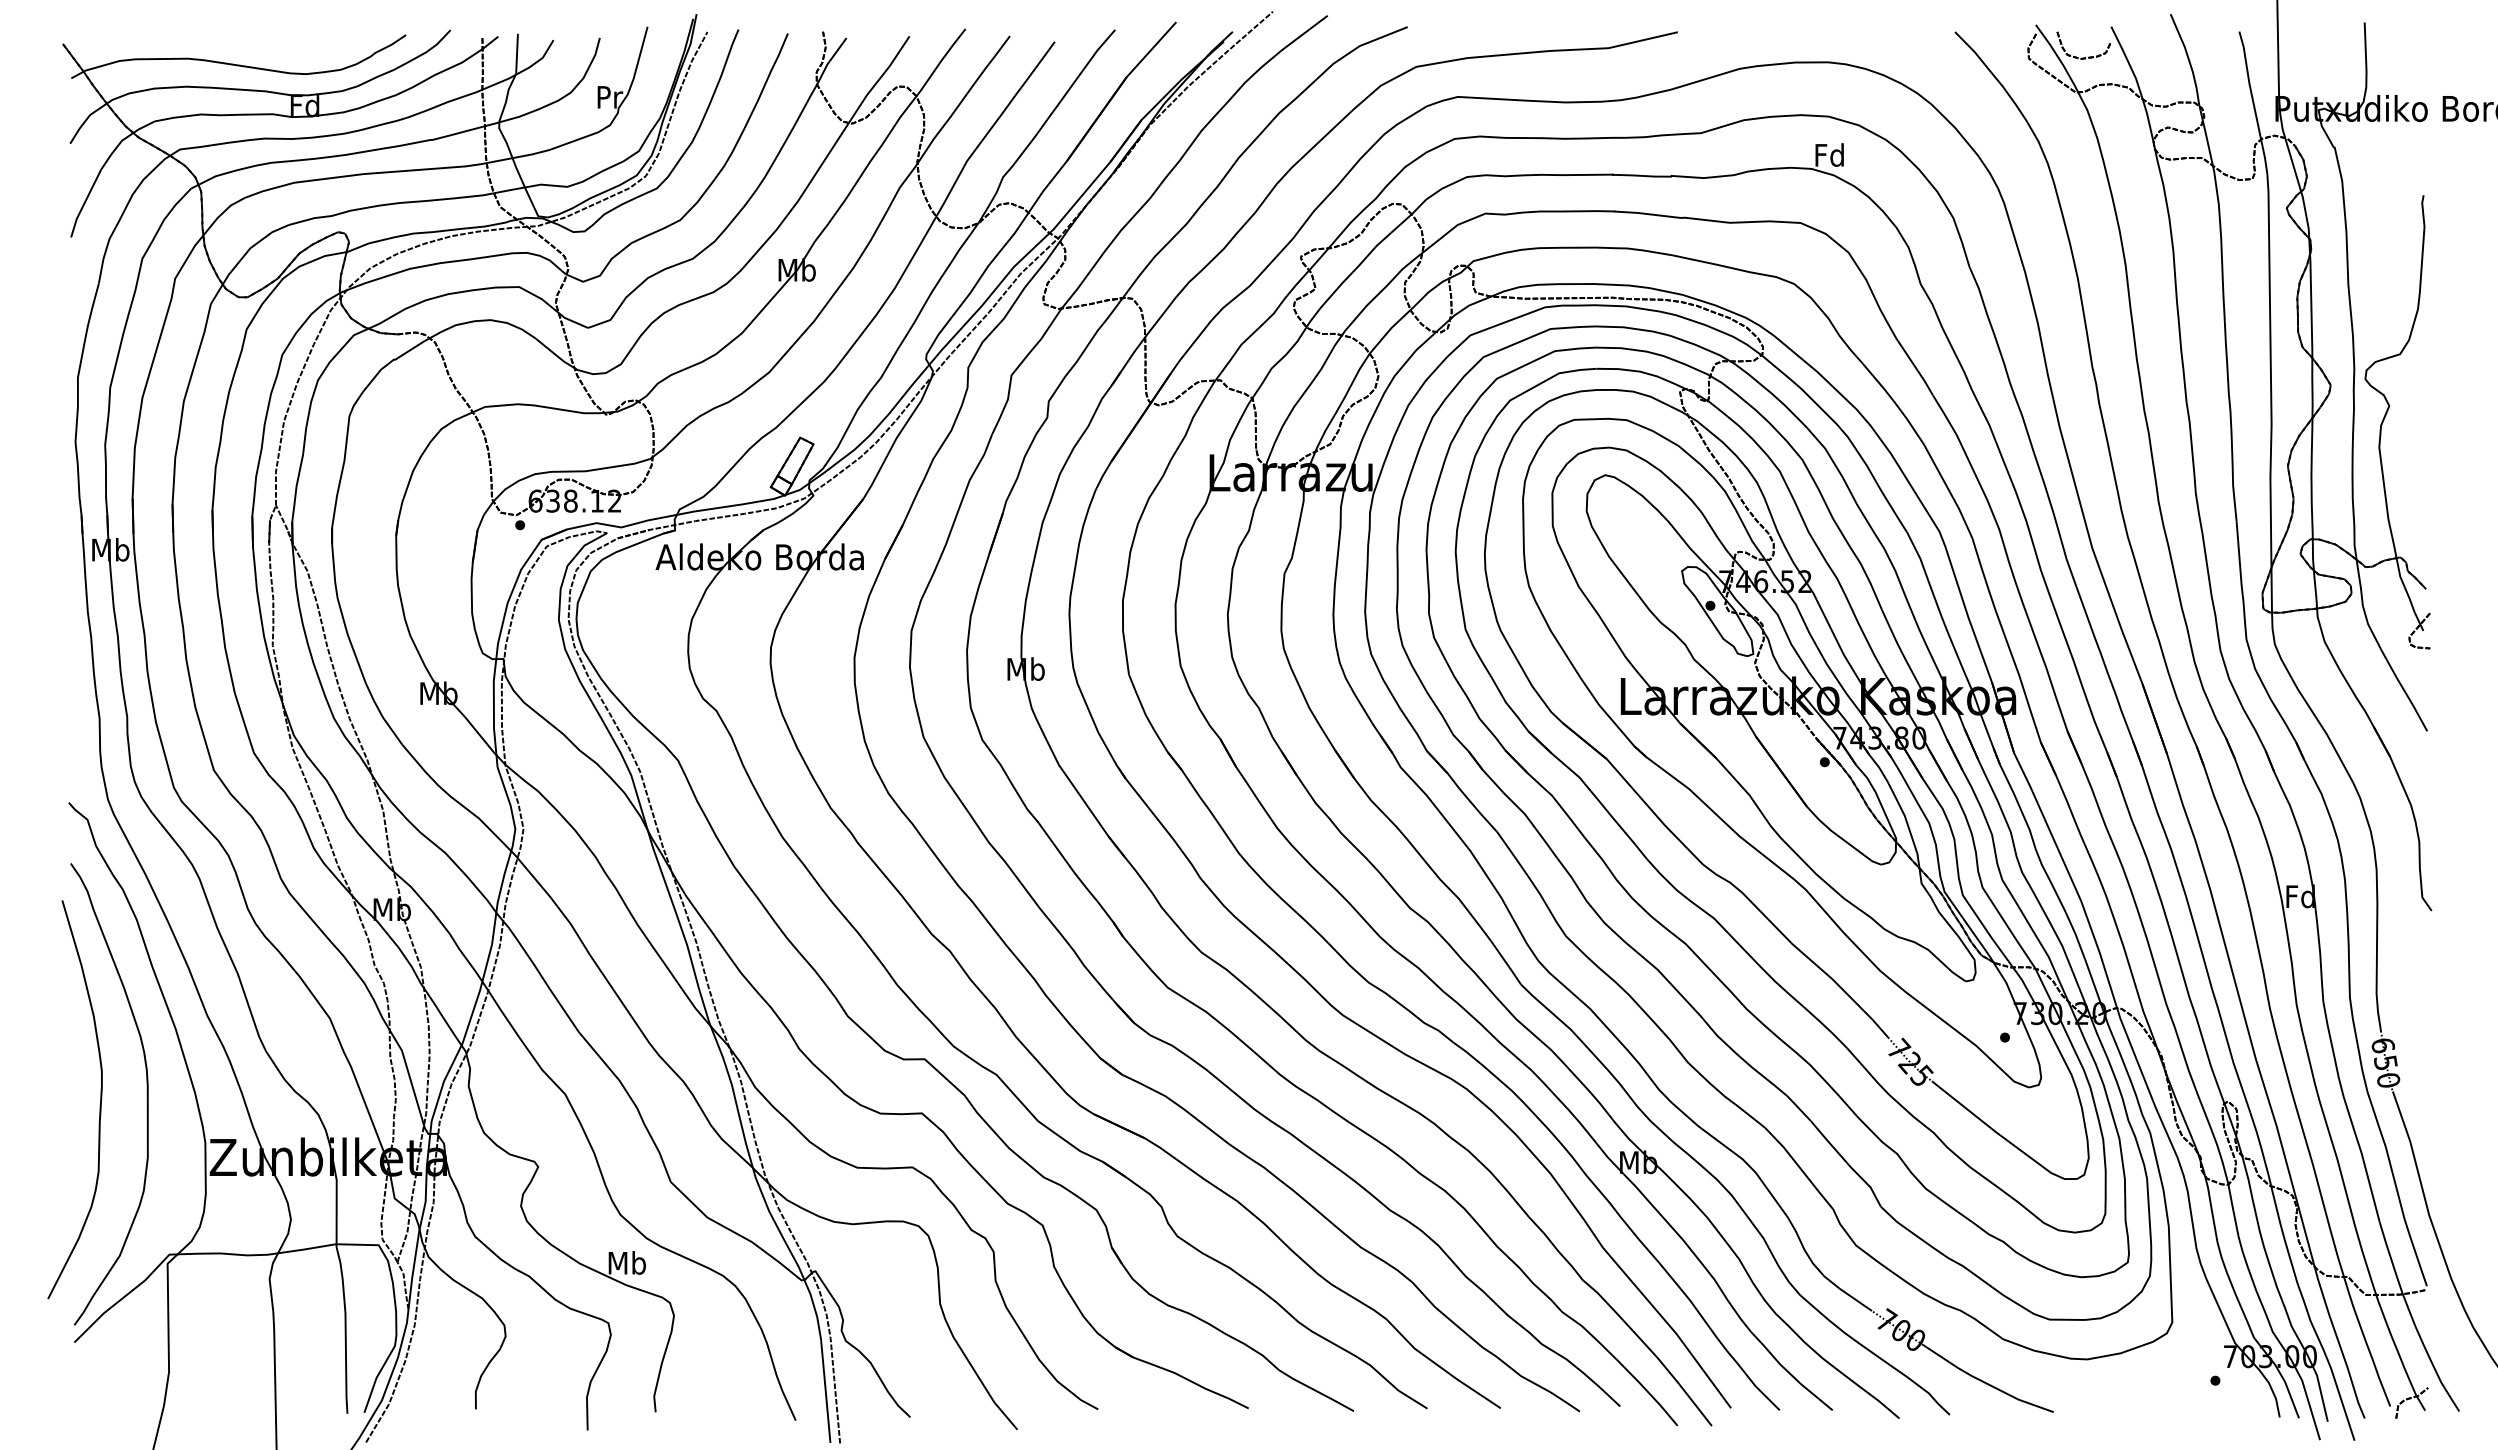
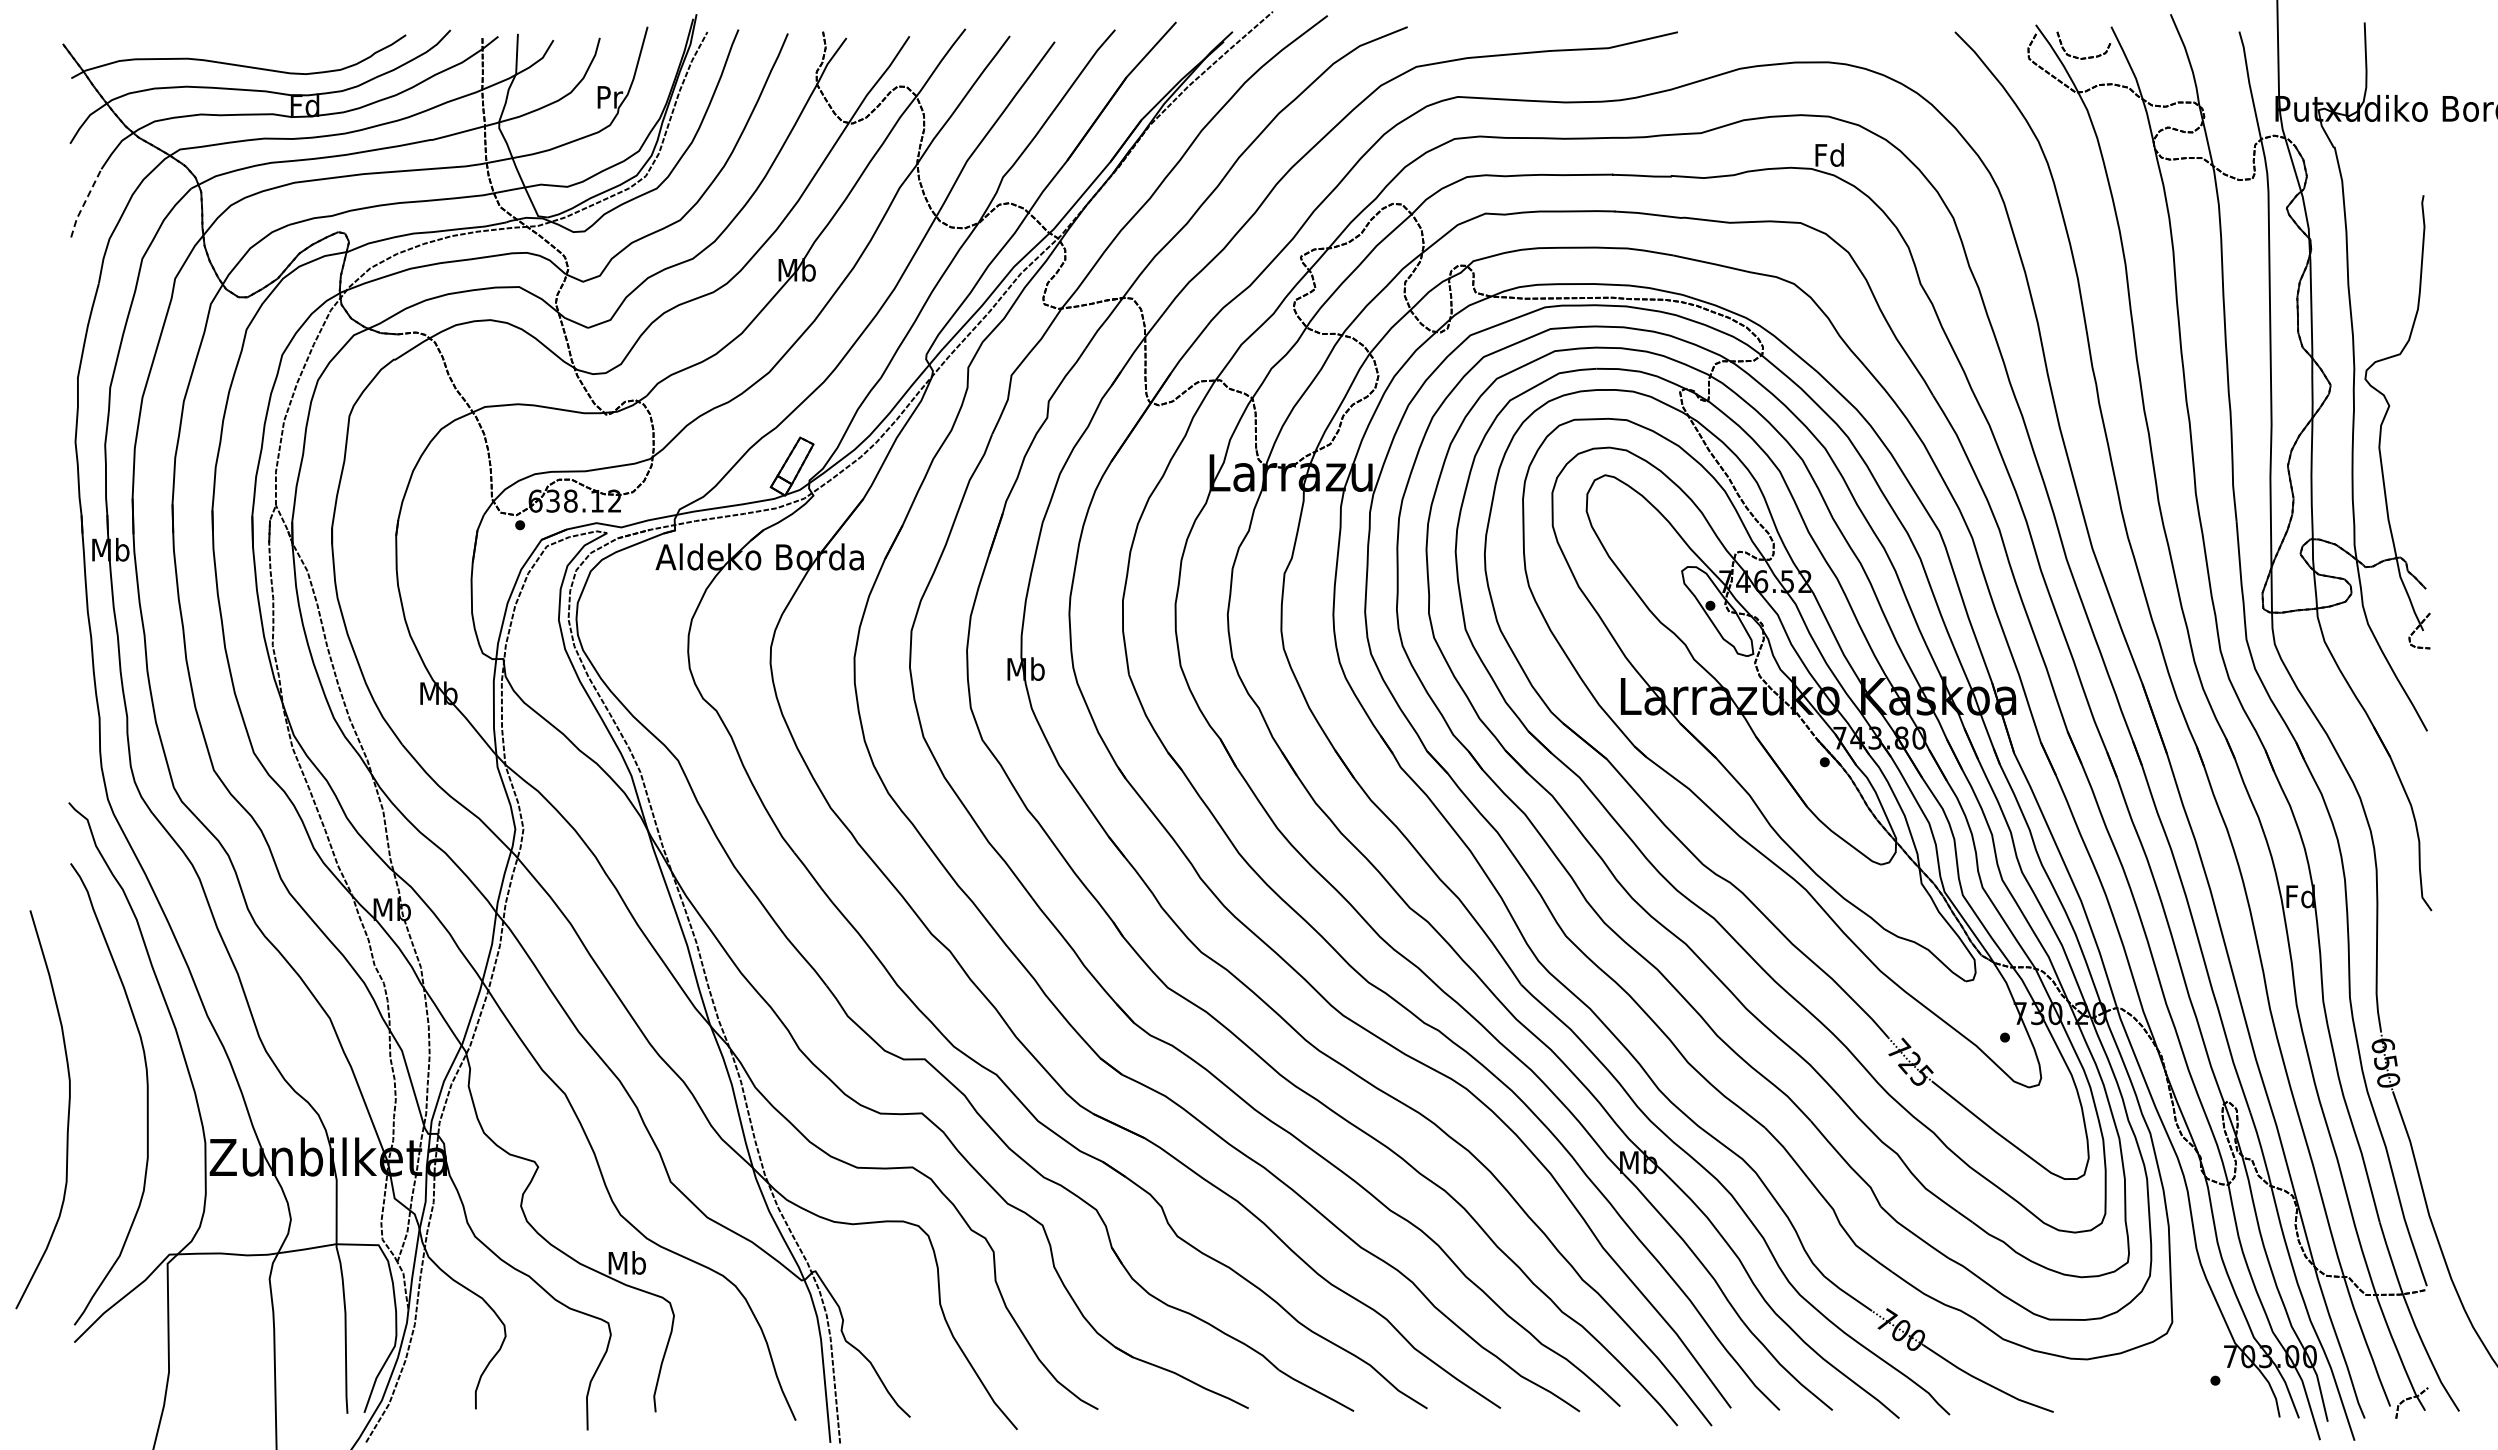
line: solid -> dashed (84, 203)
curve position: (99, 1105) -> (67, 1115) (67, 1115)
